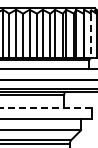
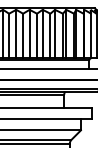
line: dashed -> solid (91, 36)
line: dashed -> solid (46, 108)
